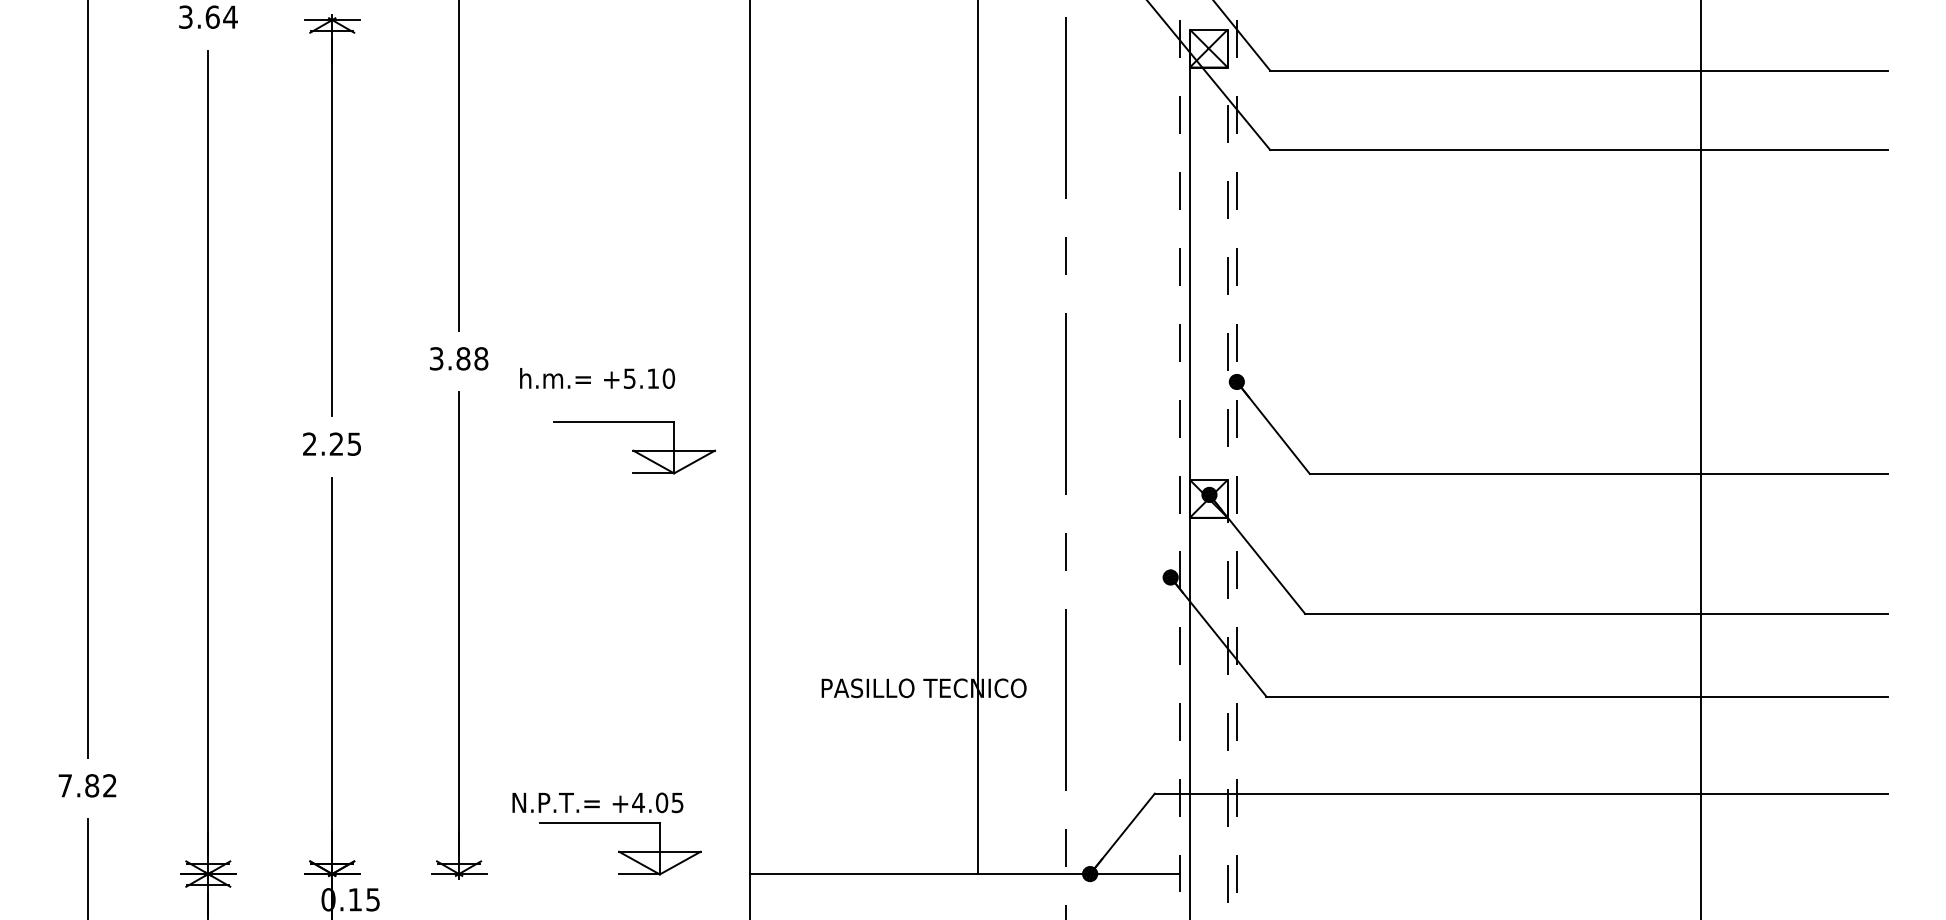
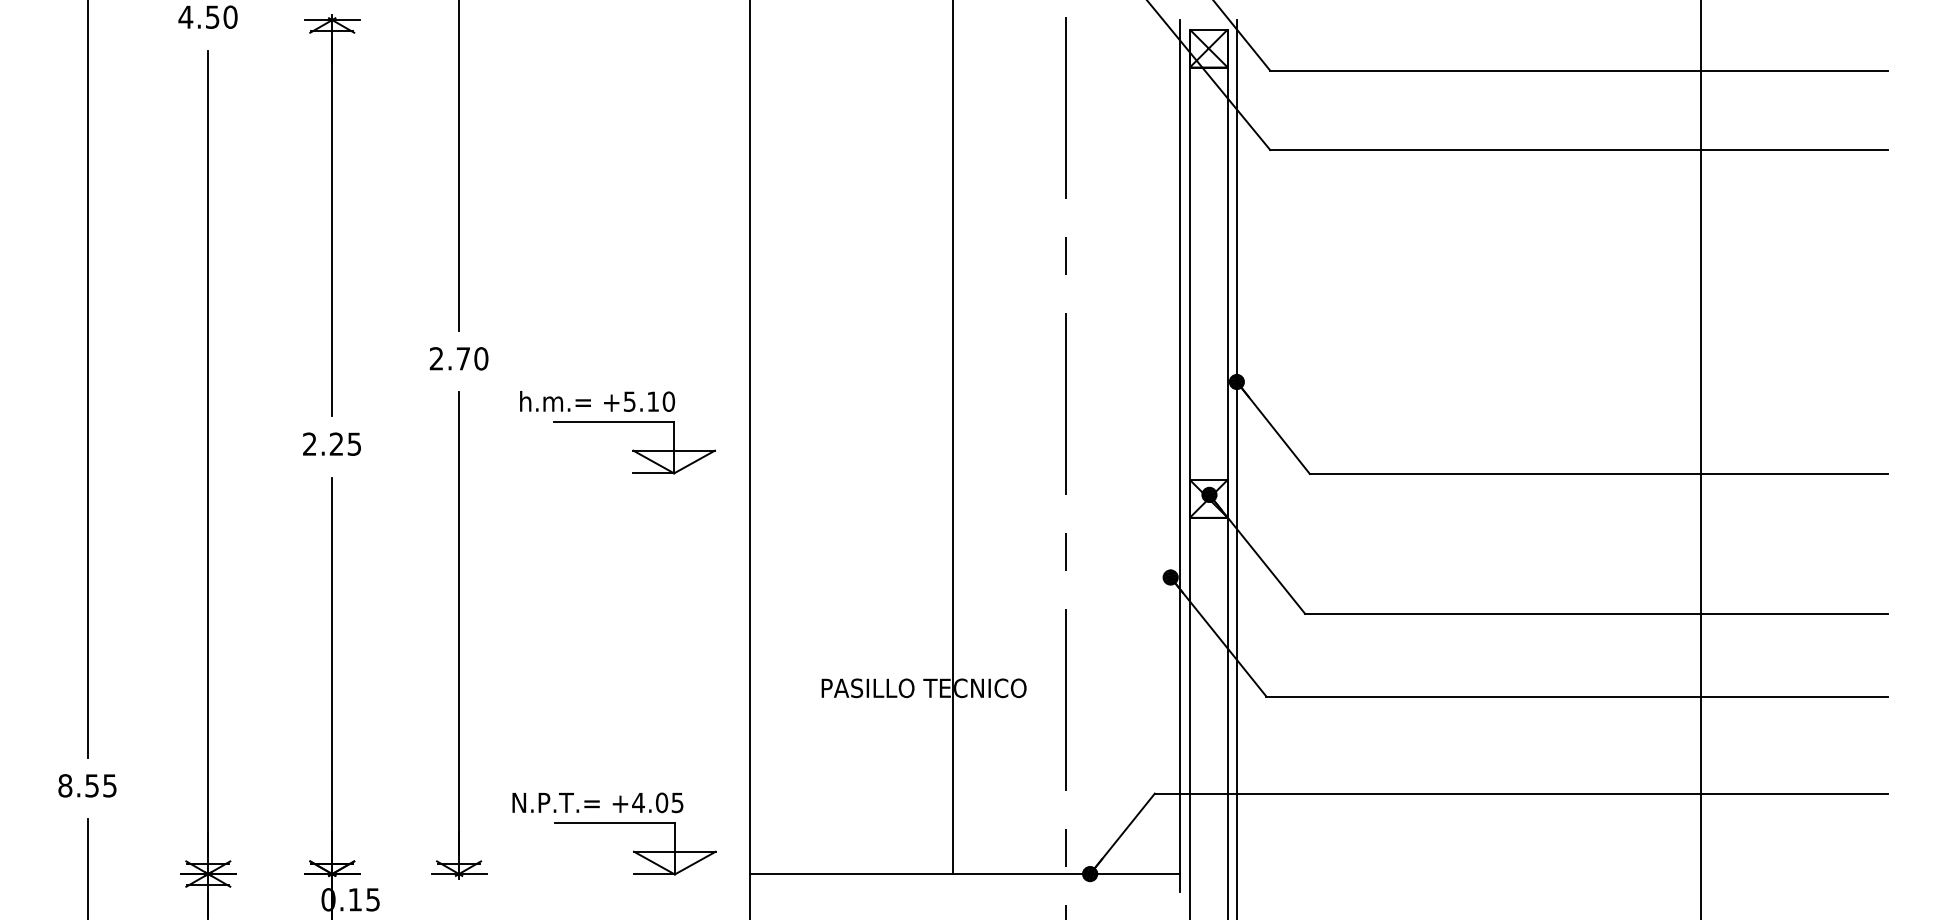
text: 3.64 -> 4.50 (207, 16)
text: 3.88 -> 2.70 (458, 358)
text position: (597, 378) -> (597, 401) (597, 401)
line position: (977, 438) -> (952, 438) (952, 438)
line: dashed -> solid (1180, 456)
line: dashed -> solid (1237, 469)
line: dashed -> solid (1227, 474)
text: 7.82 -> 8.55 (87, 785)
part position: (620, 848) -> (635, 848) (635, 848)
